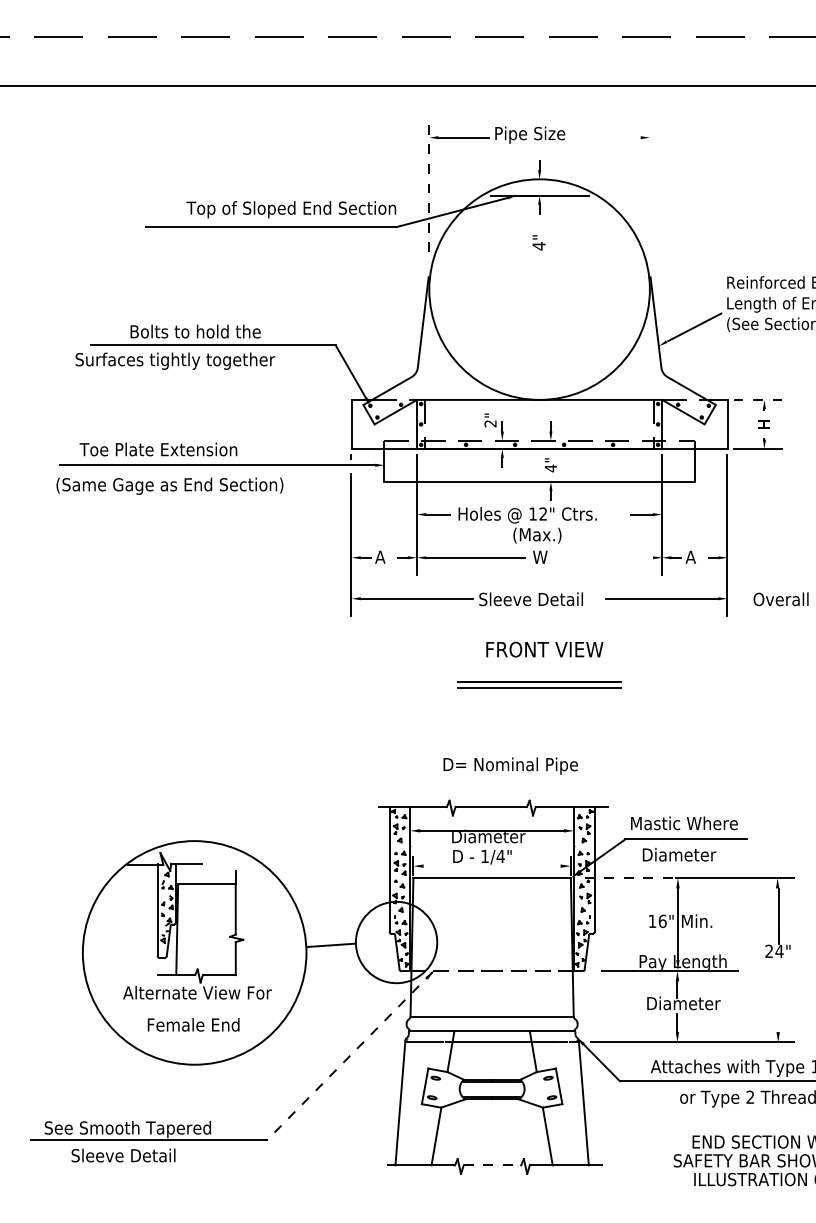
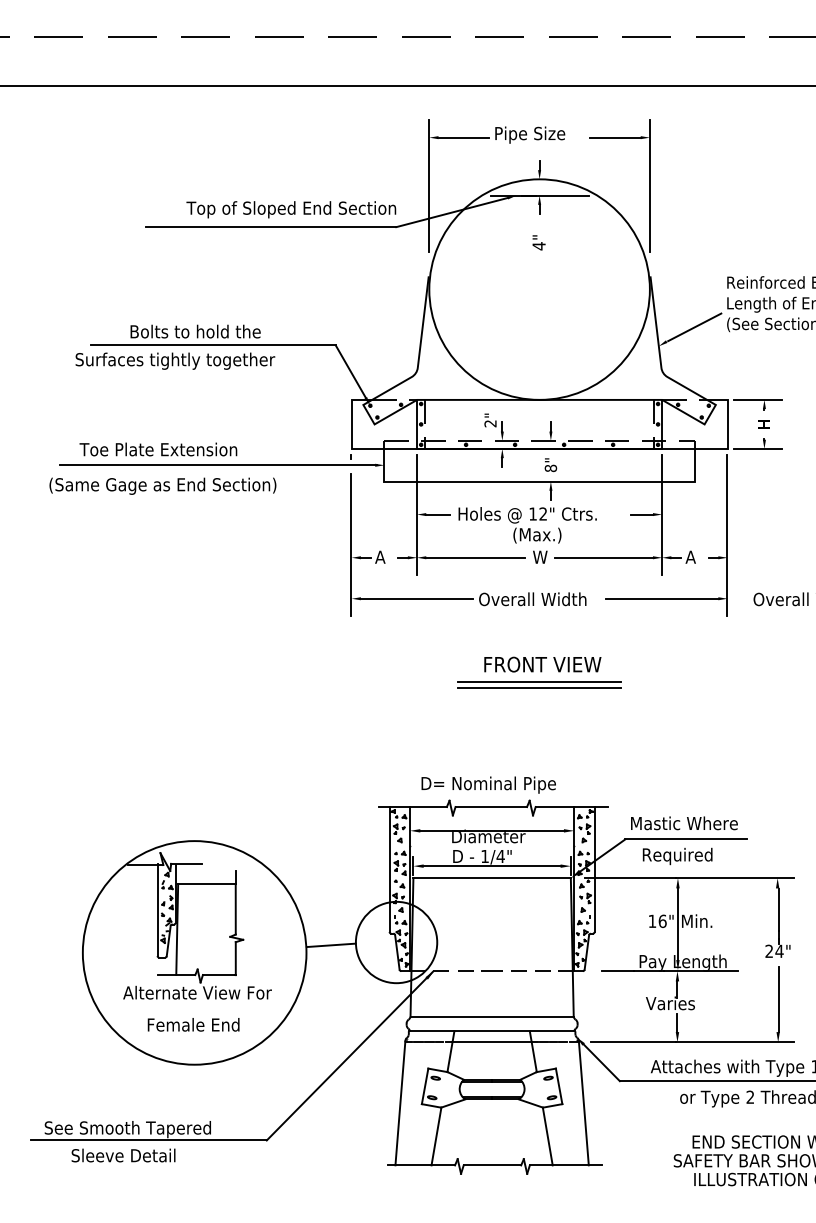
line: none -> present (615, 137)
line: dashed -> solid (429, 185)
line: none -> present (649, 186)
line: dashed -> solid (758, 399)
text: 4" -> 8" (550, 468)
text position: (169, 485) -> (162, 485) (162, 485)
line: none -> present (603, 557)
text: Sleeve Detail -> Overall Width (532, 599)
text position: (544, 649) -> (542, 664) (542, 664)
text position: (510, 765) -> (488, 784) (488, 784)
text: Diameter -> Required (680, 856)
line: none -> present (491, 866)
line: dashed -> solid (630, 878)
line: none -> present (778, 998)
text: Diameter -> Varies (683, 1003)
line: dashed -> solid (349, 1056)
line: dashed -> solid (492, 1165)
